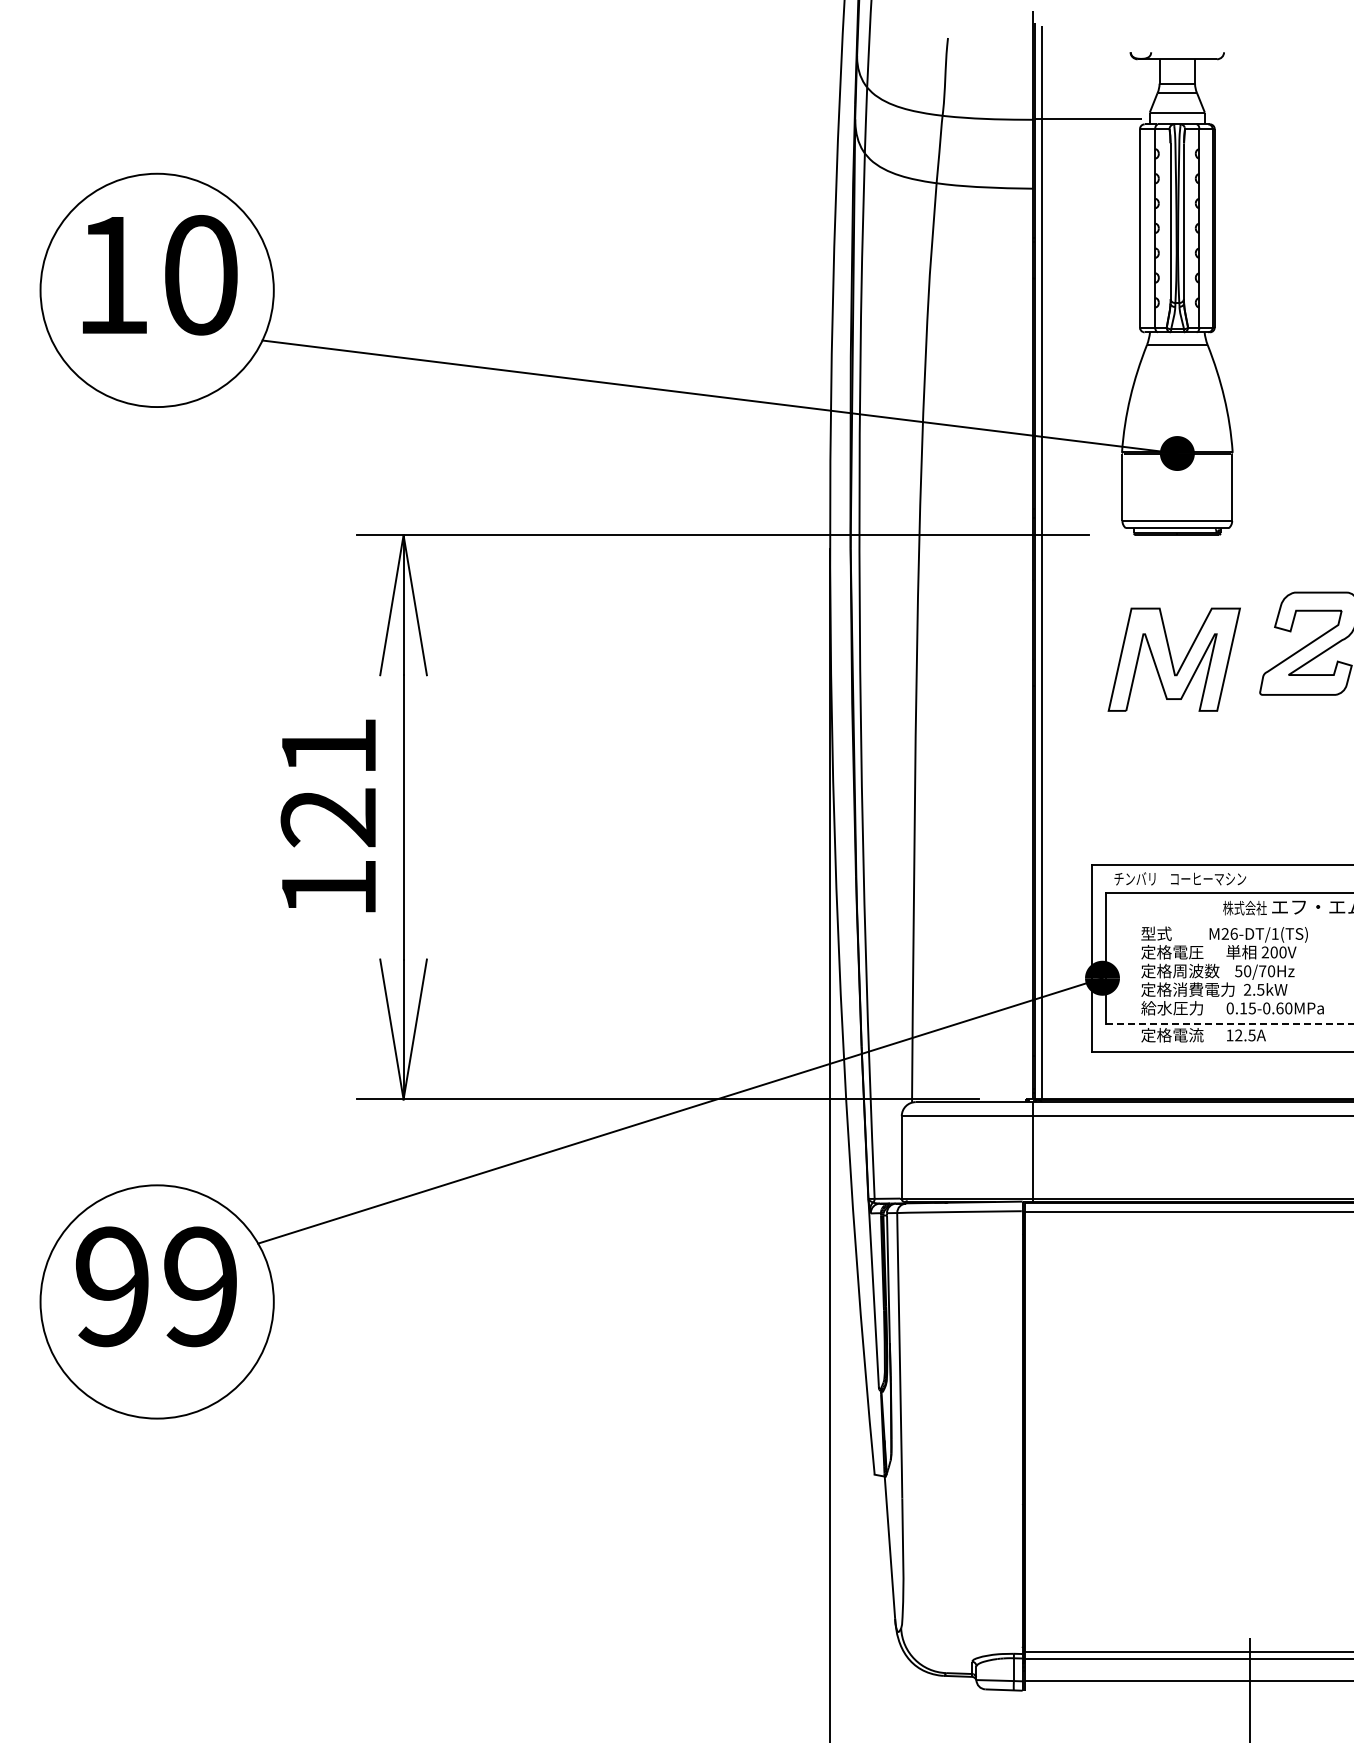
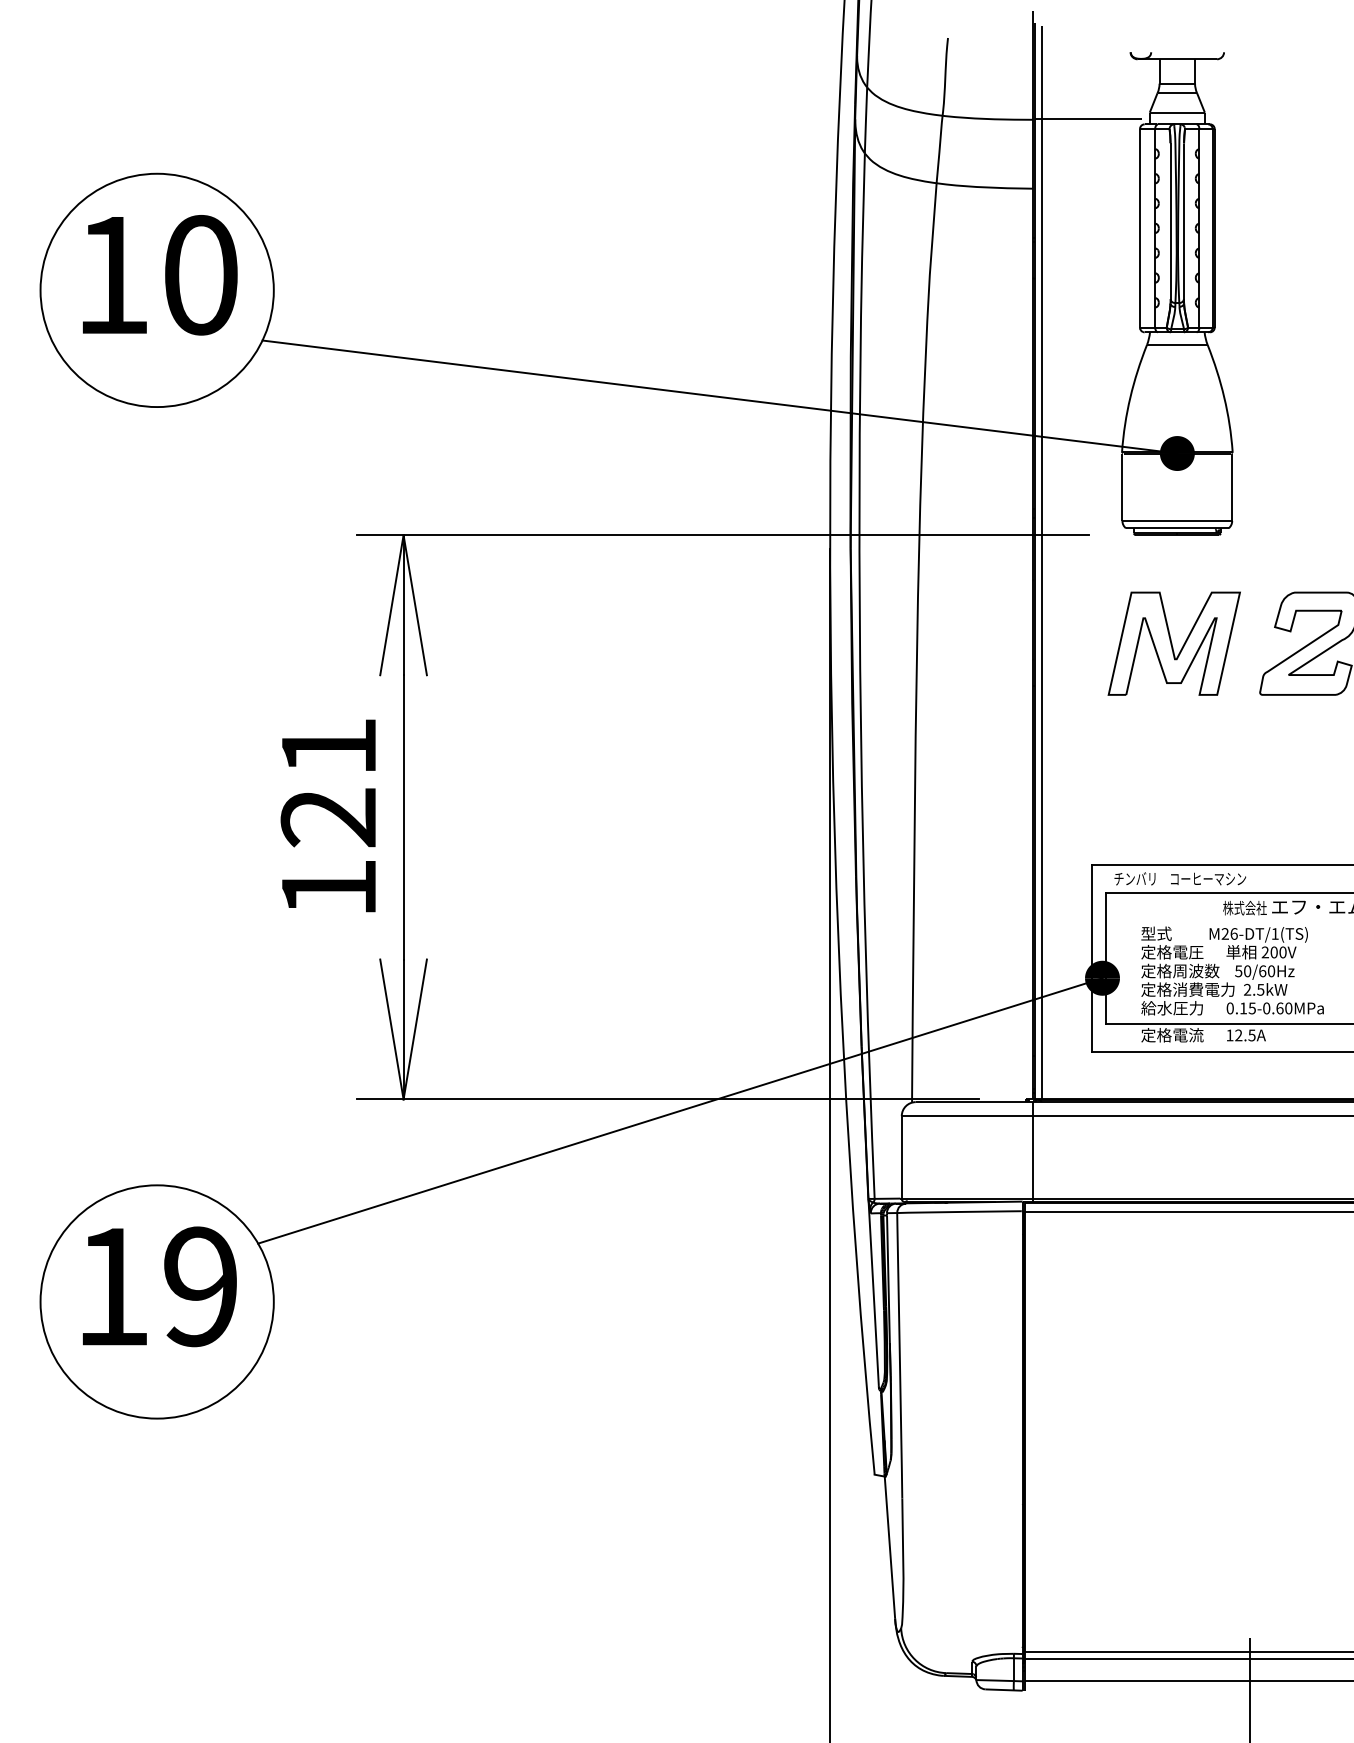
part position: (1173, 659) -> (1173, 643) (1173, 643)
text: 50/70Hz -> 50/60Hz (1262, 971)
line: dashed -> solid (1229, 1024)
text: 99 -> 19 (111, 1286)
